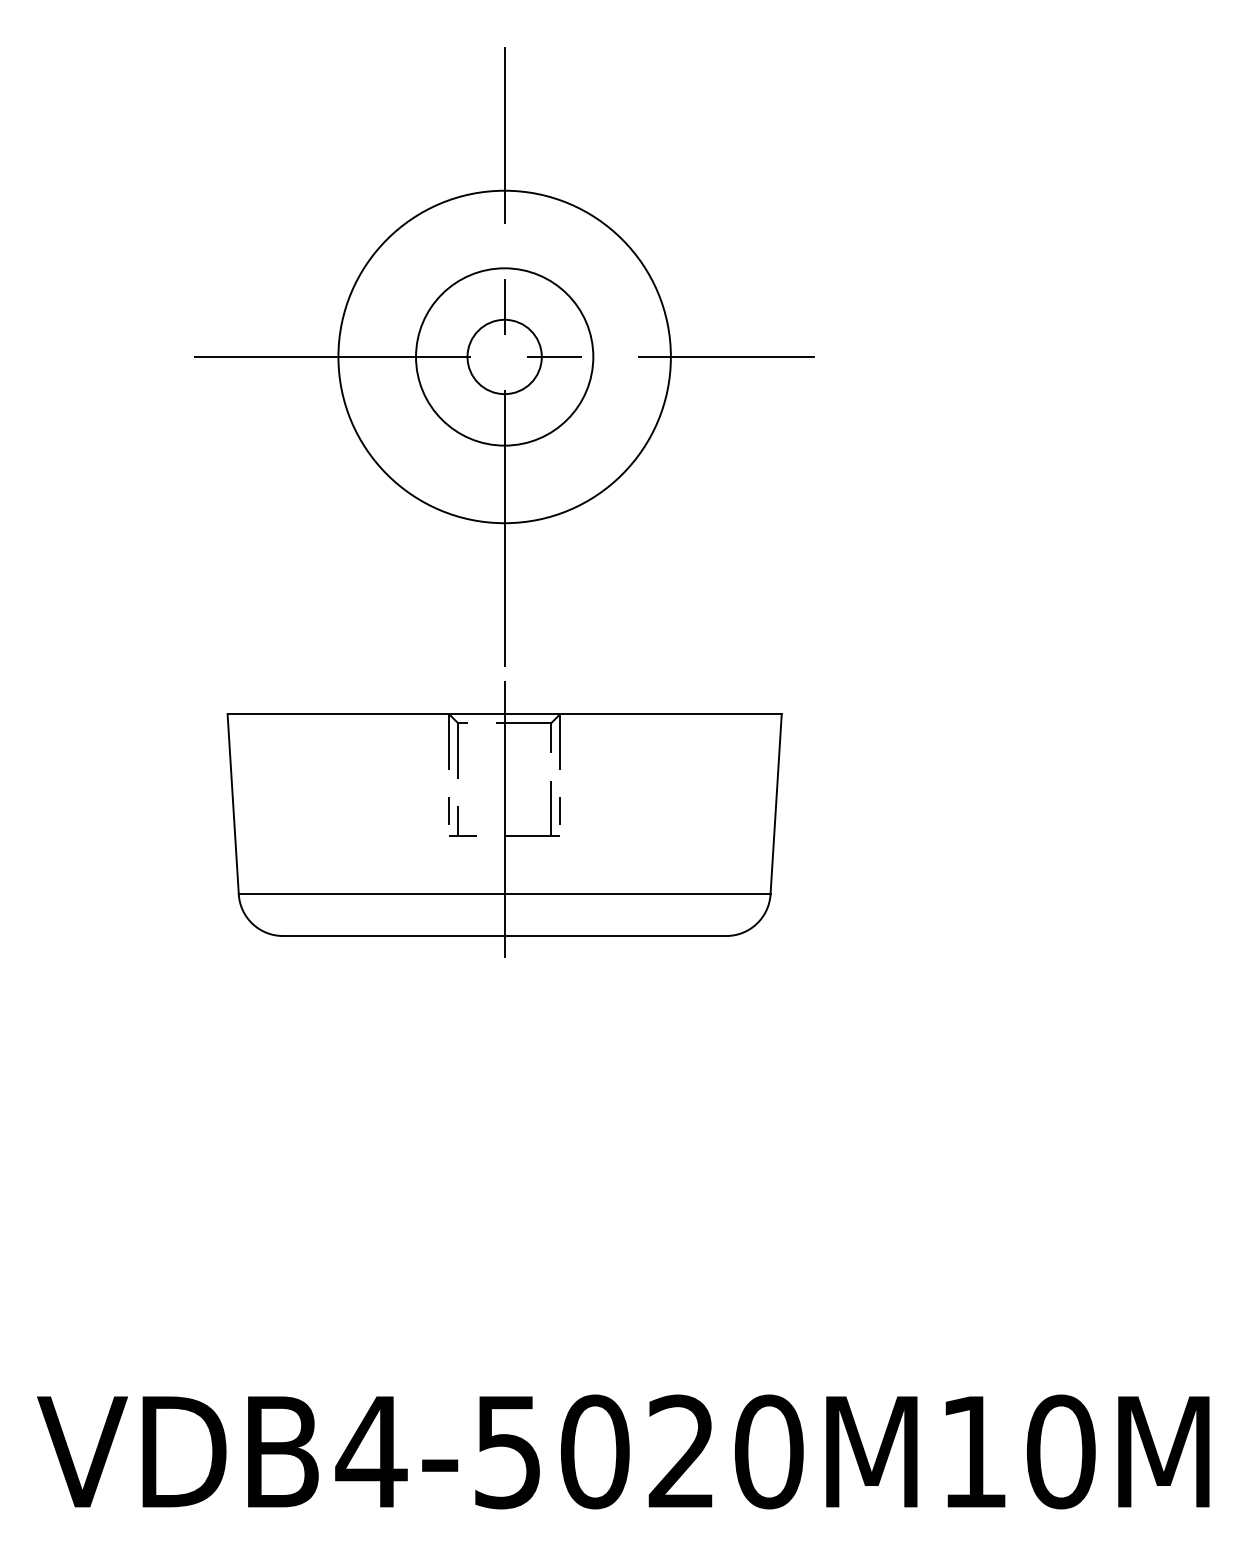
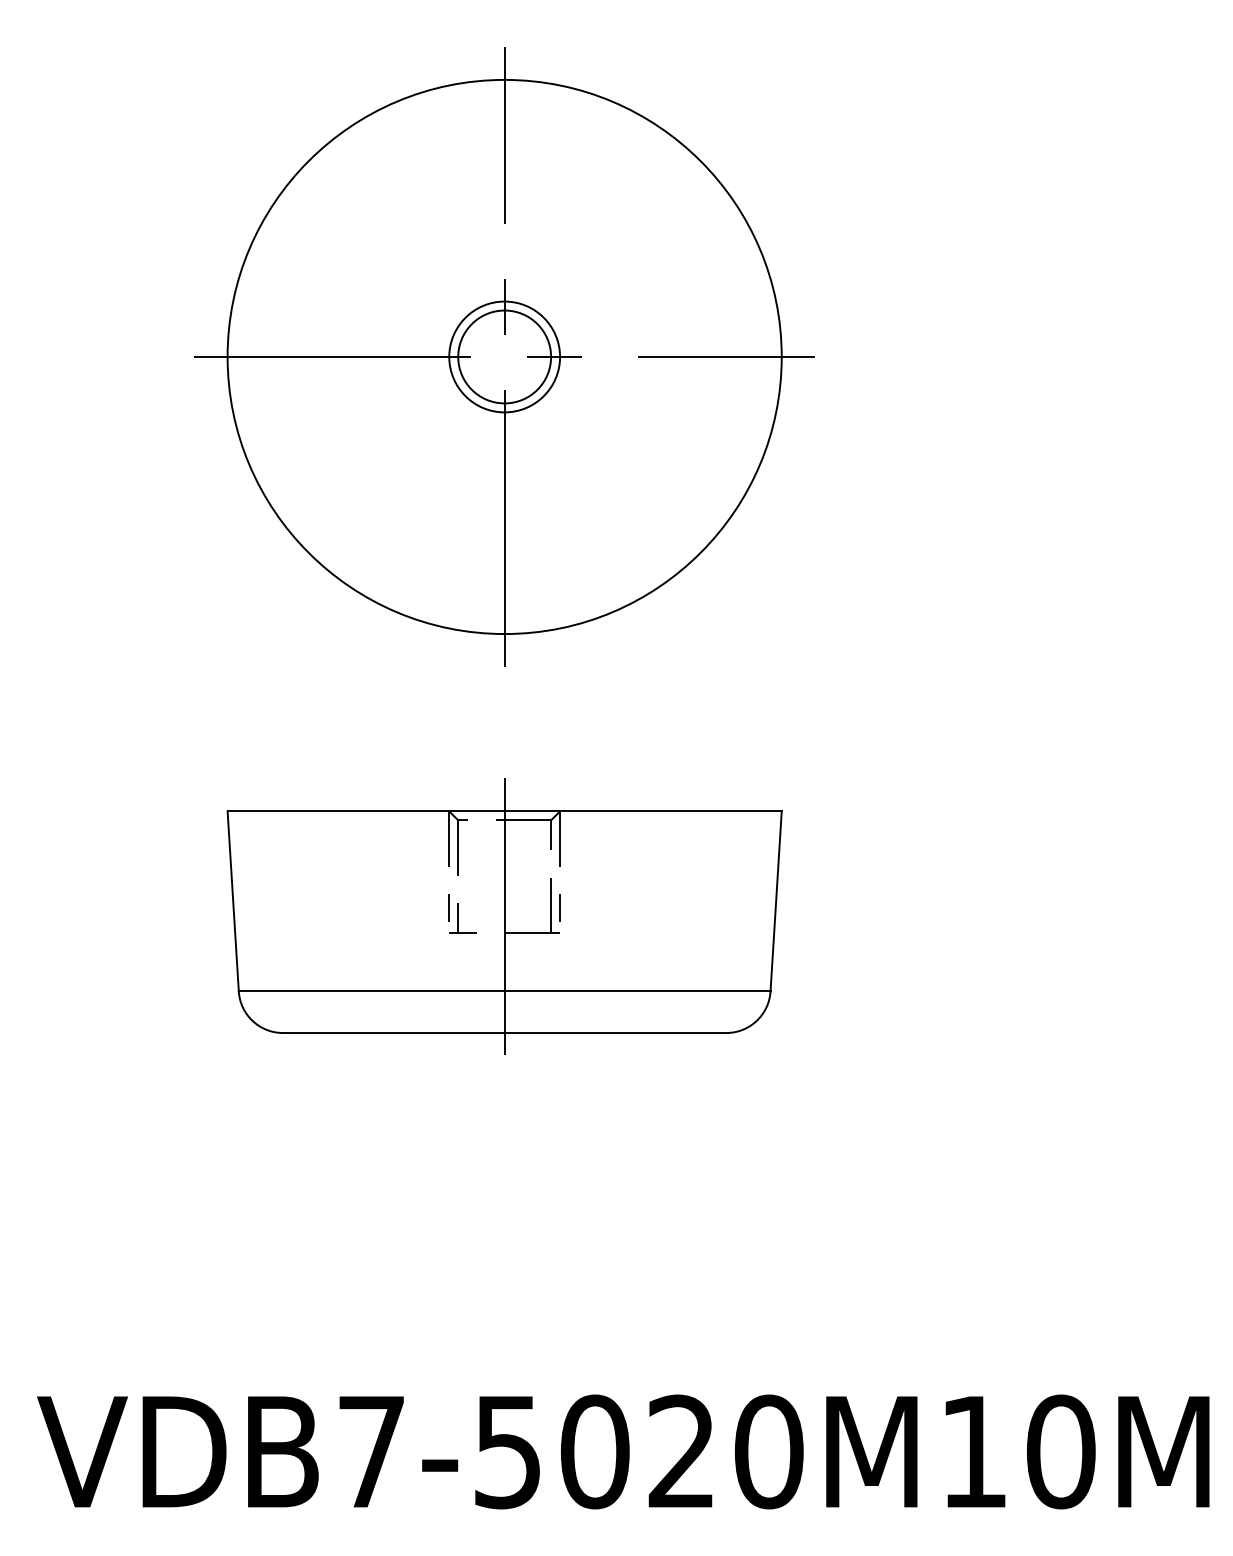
circle diameter: 177 px -> 111 px (504, 356)
circle diameter: 332 px -> 554 px (504, 356)
circle diameter: 74 px -> 93 px (504, 356)
part position: (504, 819) -> (504, 916) (504, 916)
text: VDB4-5020M10M -> VDB7-5020M10M (371, 1451)
